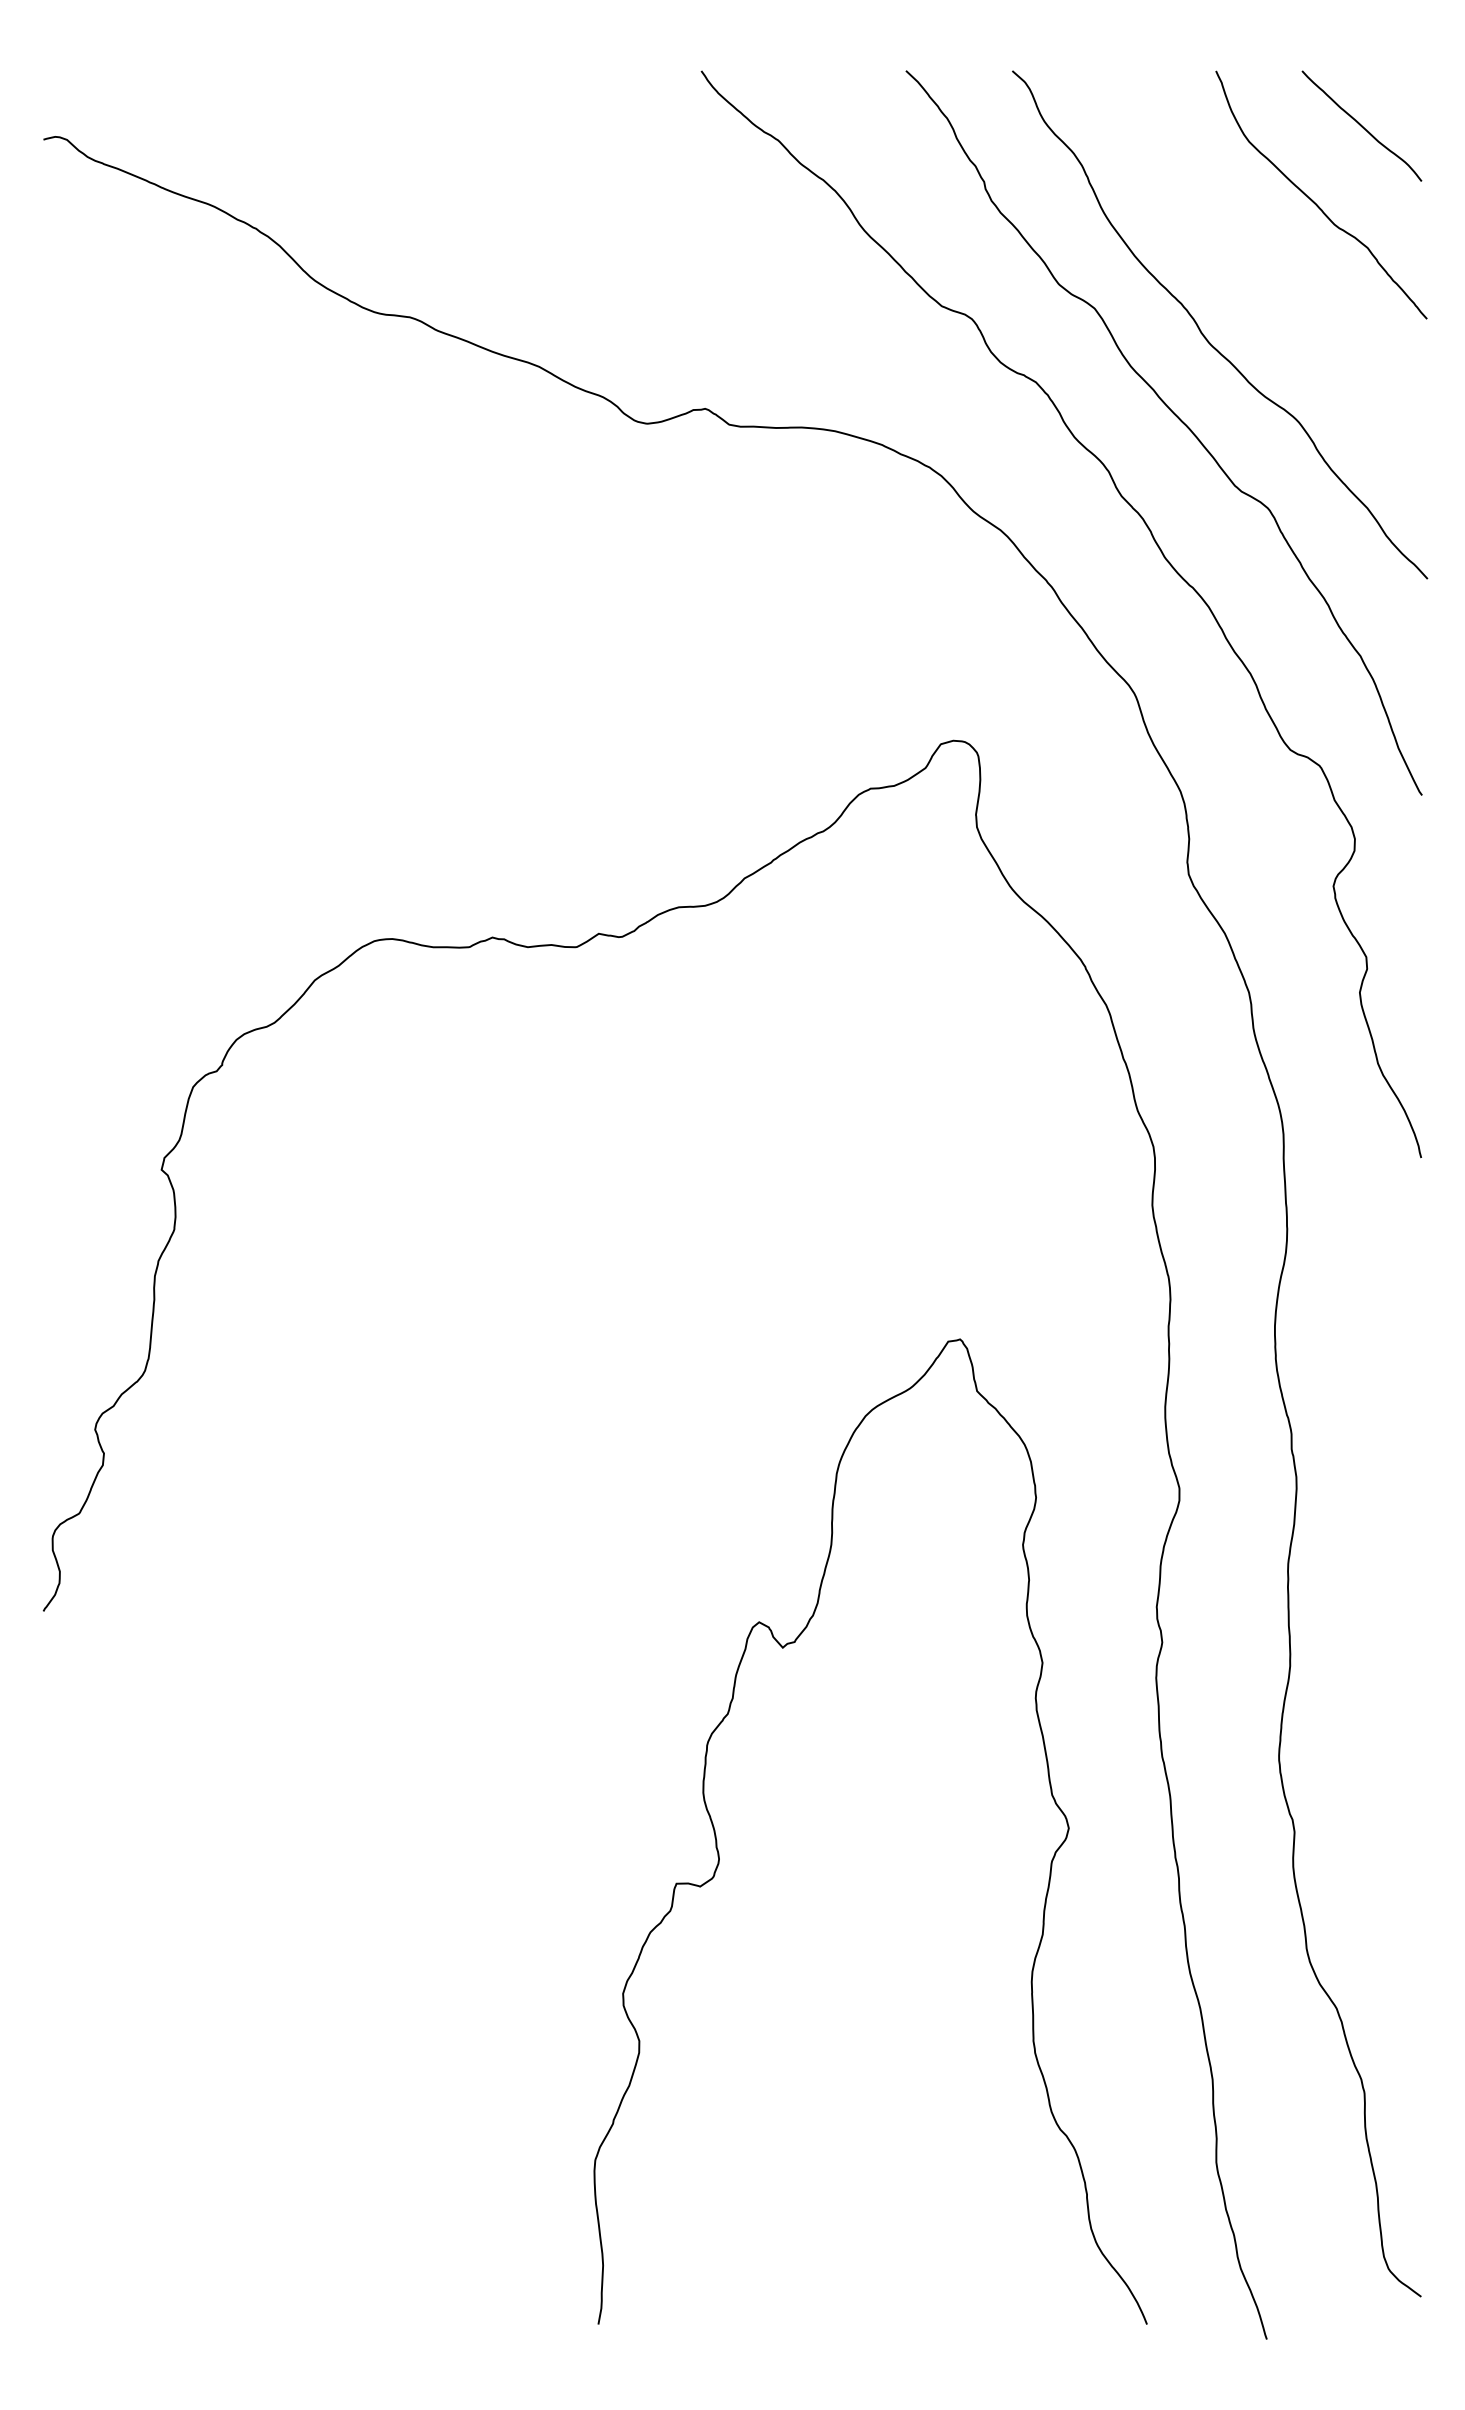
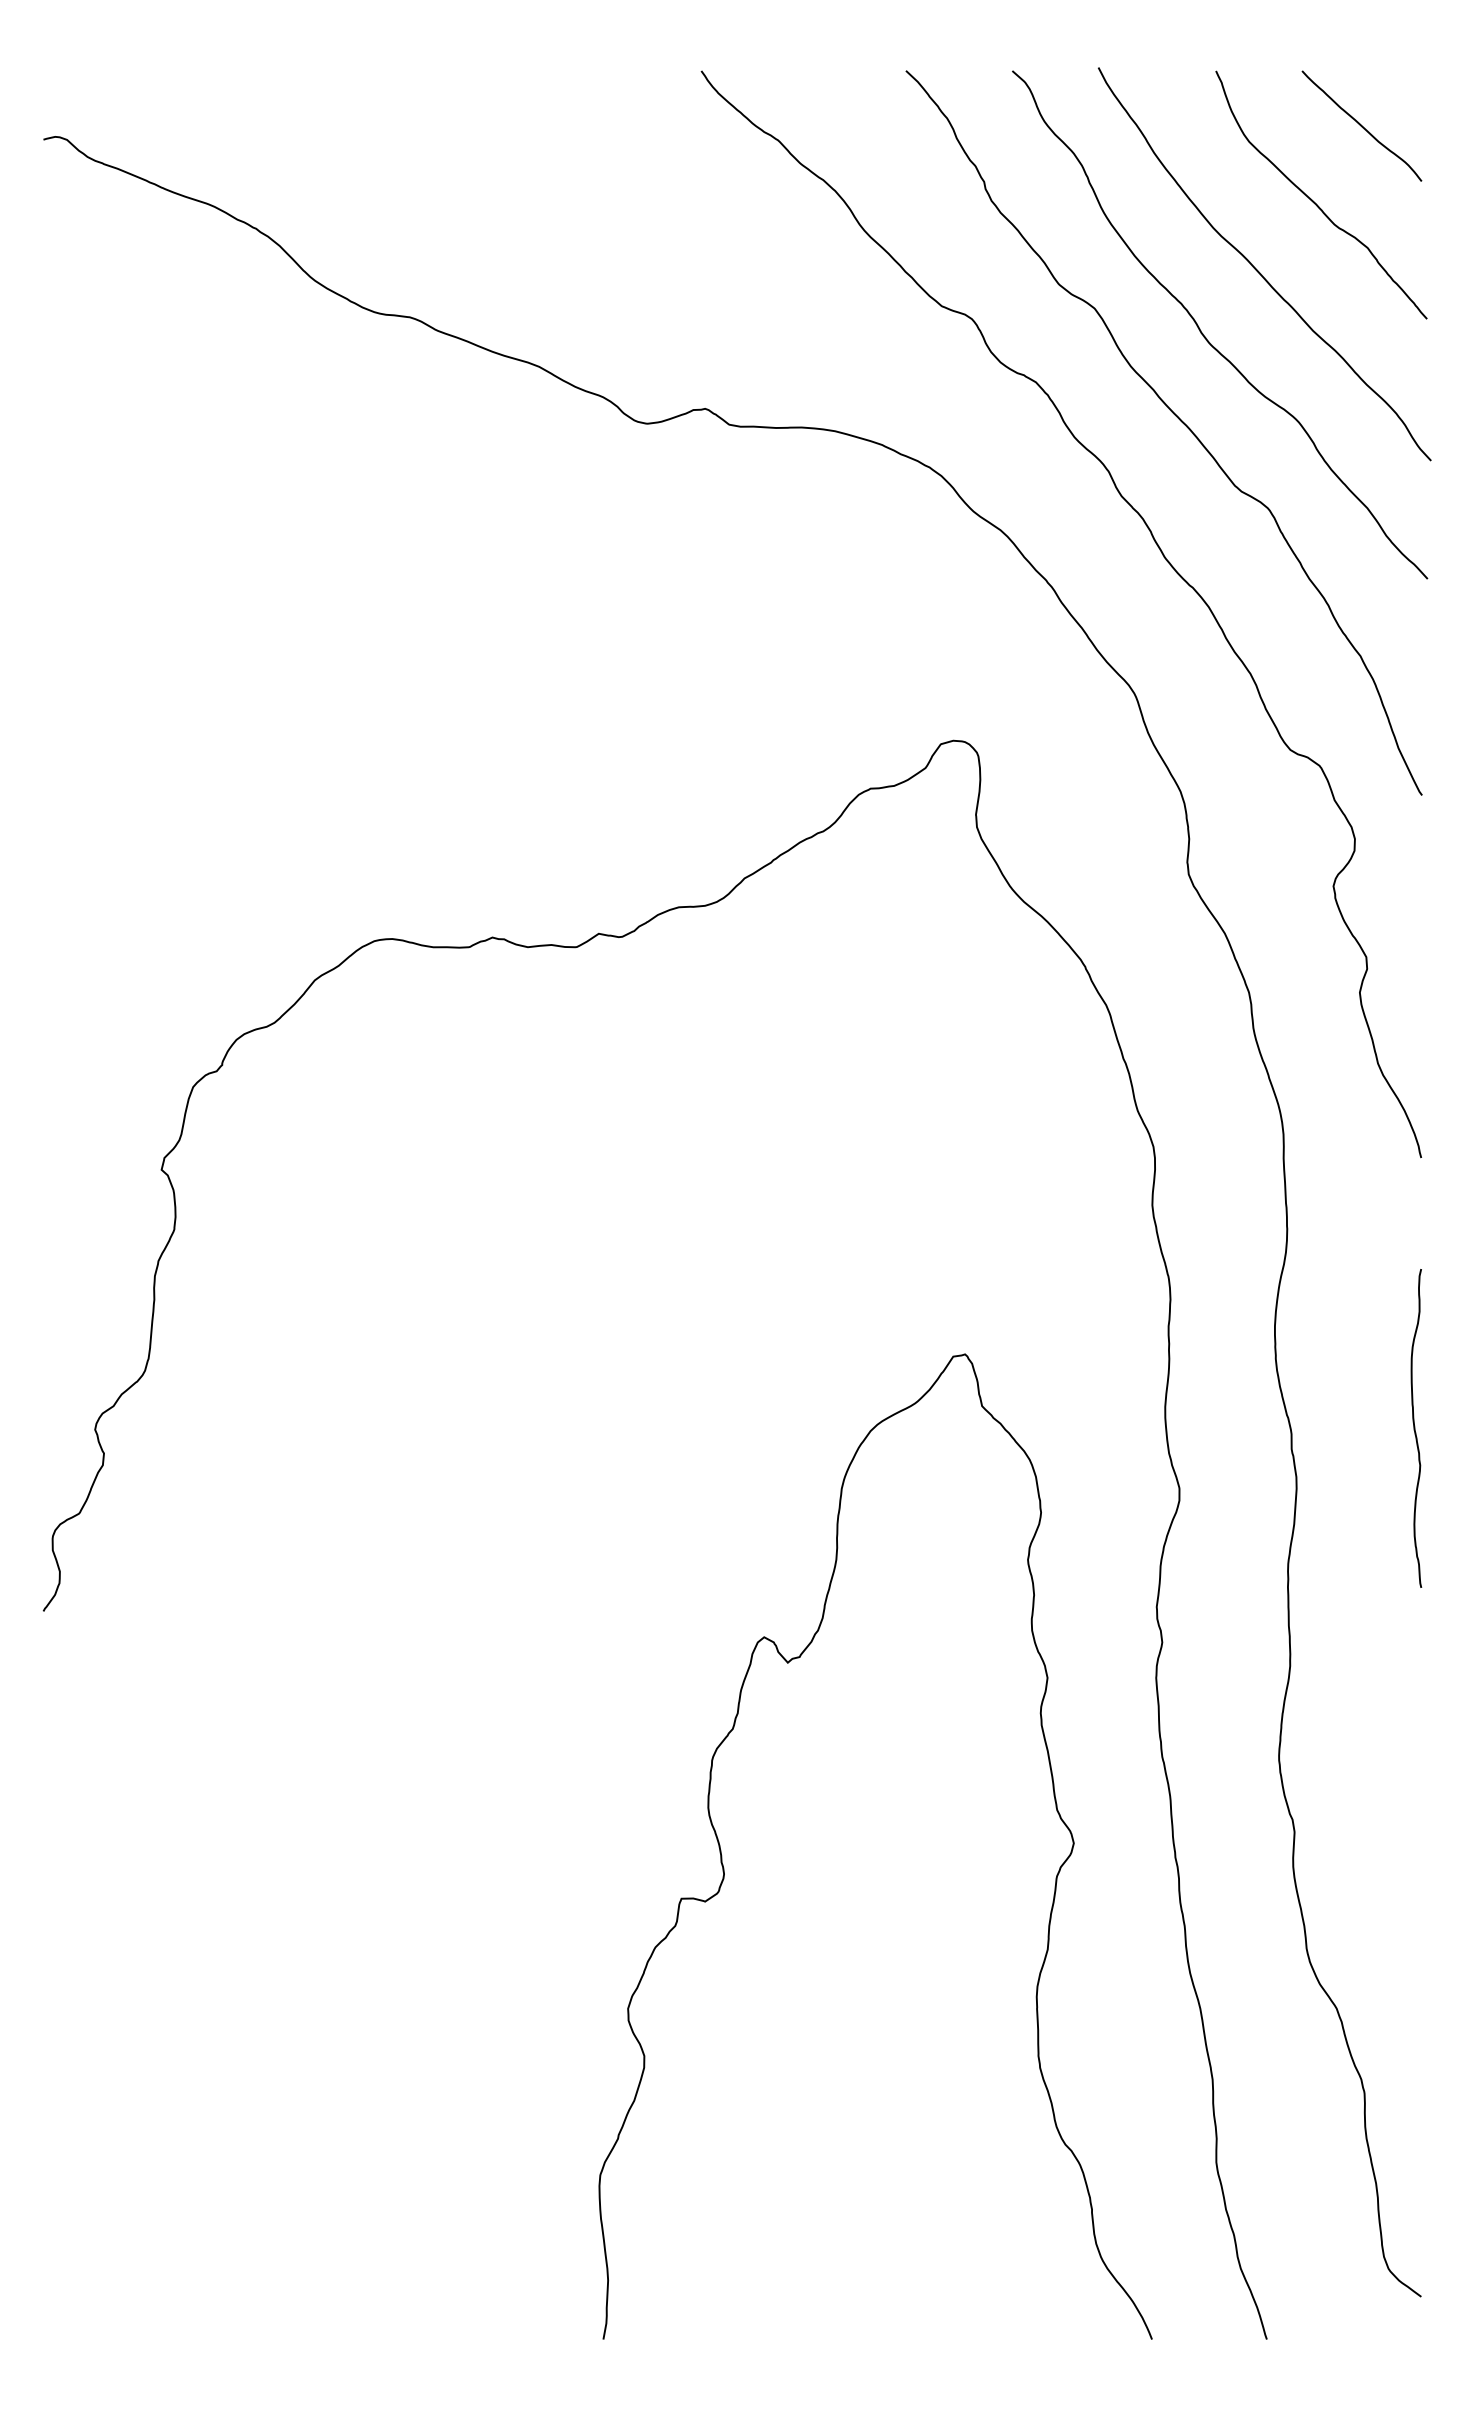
curve: none -> present (1258, 270)
curve: none -> present (1415, 1428)
curve position: (719, 1853) -> (724, 1868) (724, 1868)
